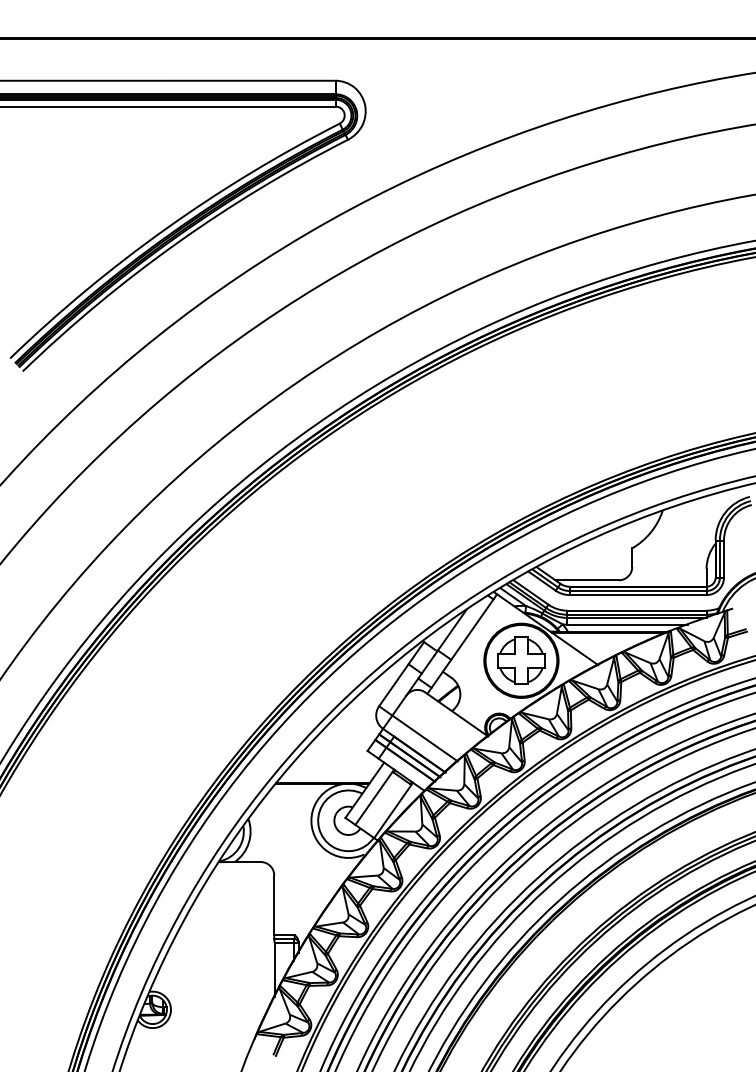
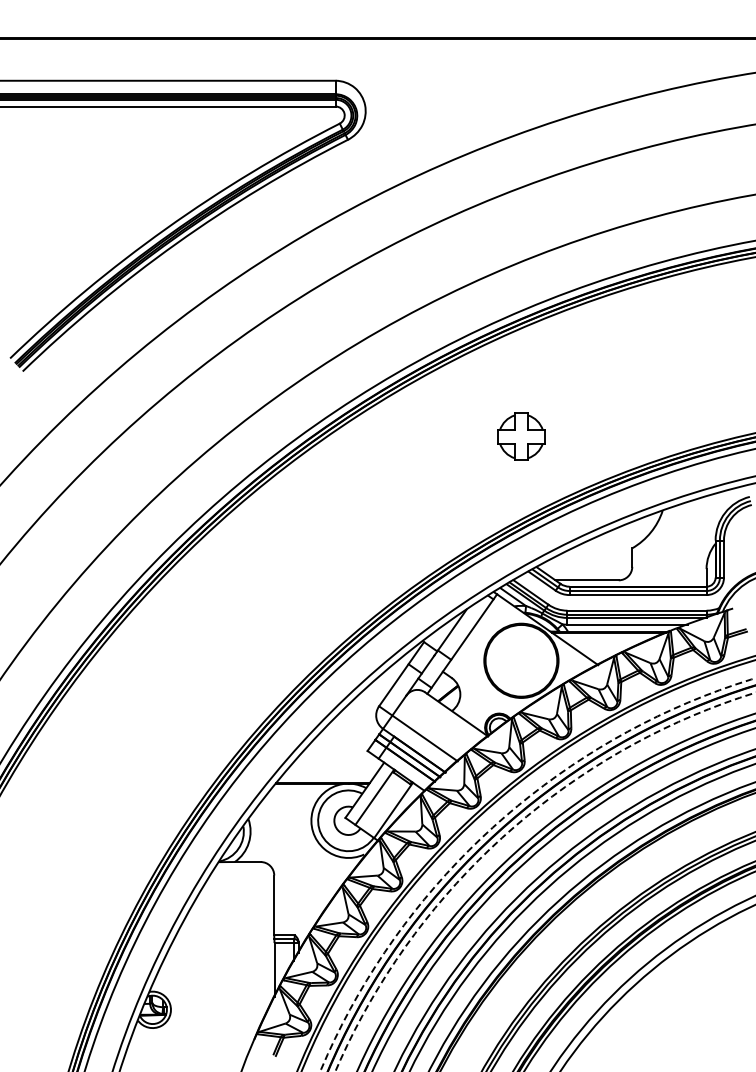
part position: (521, 660) -> (521, 436) (521, 436)
circle: solid -> dashed (537, 874)
circle: solid -> dashed (545, 881)
